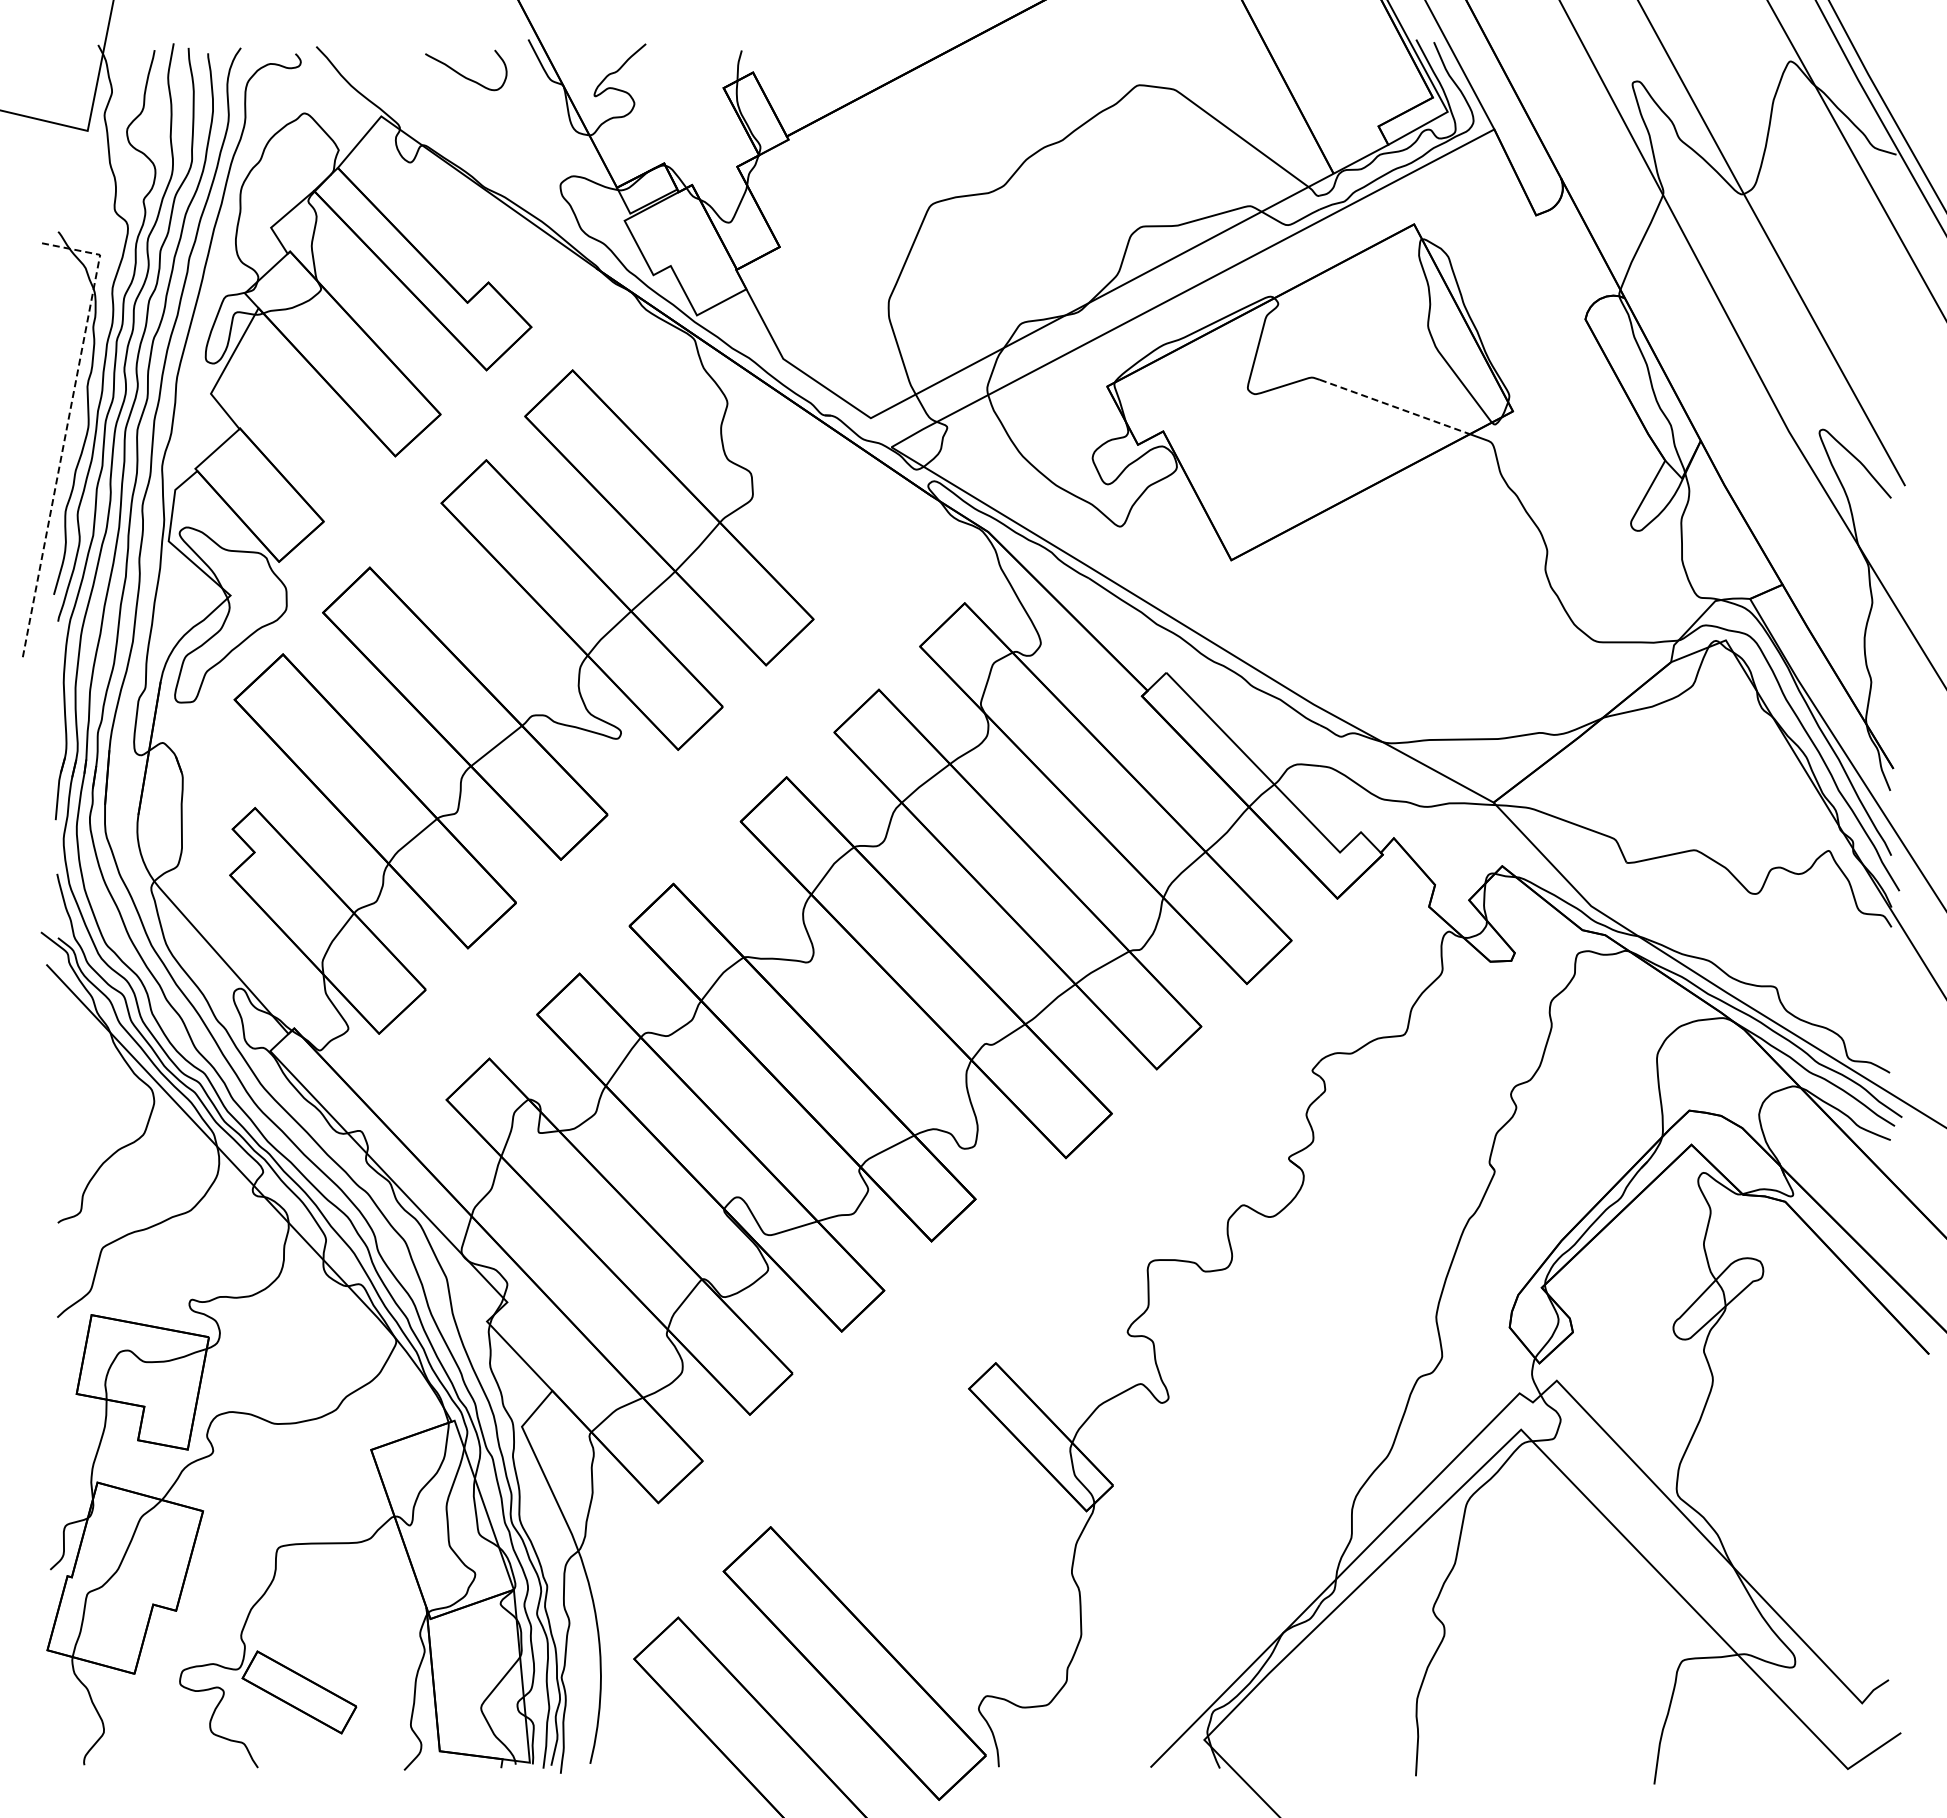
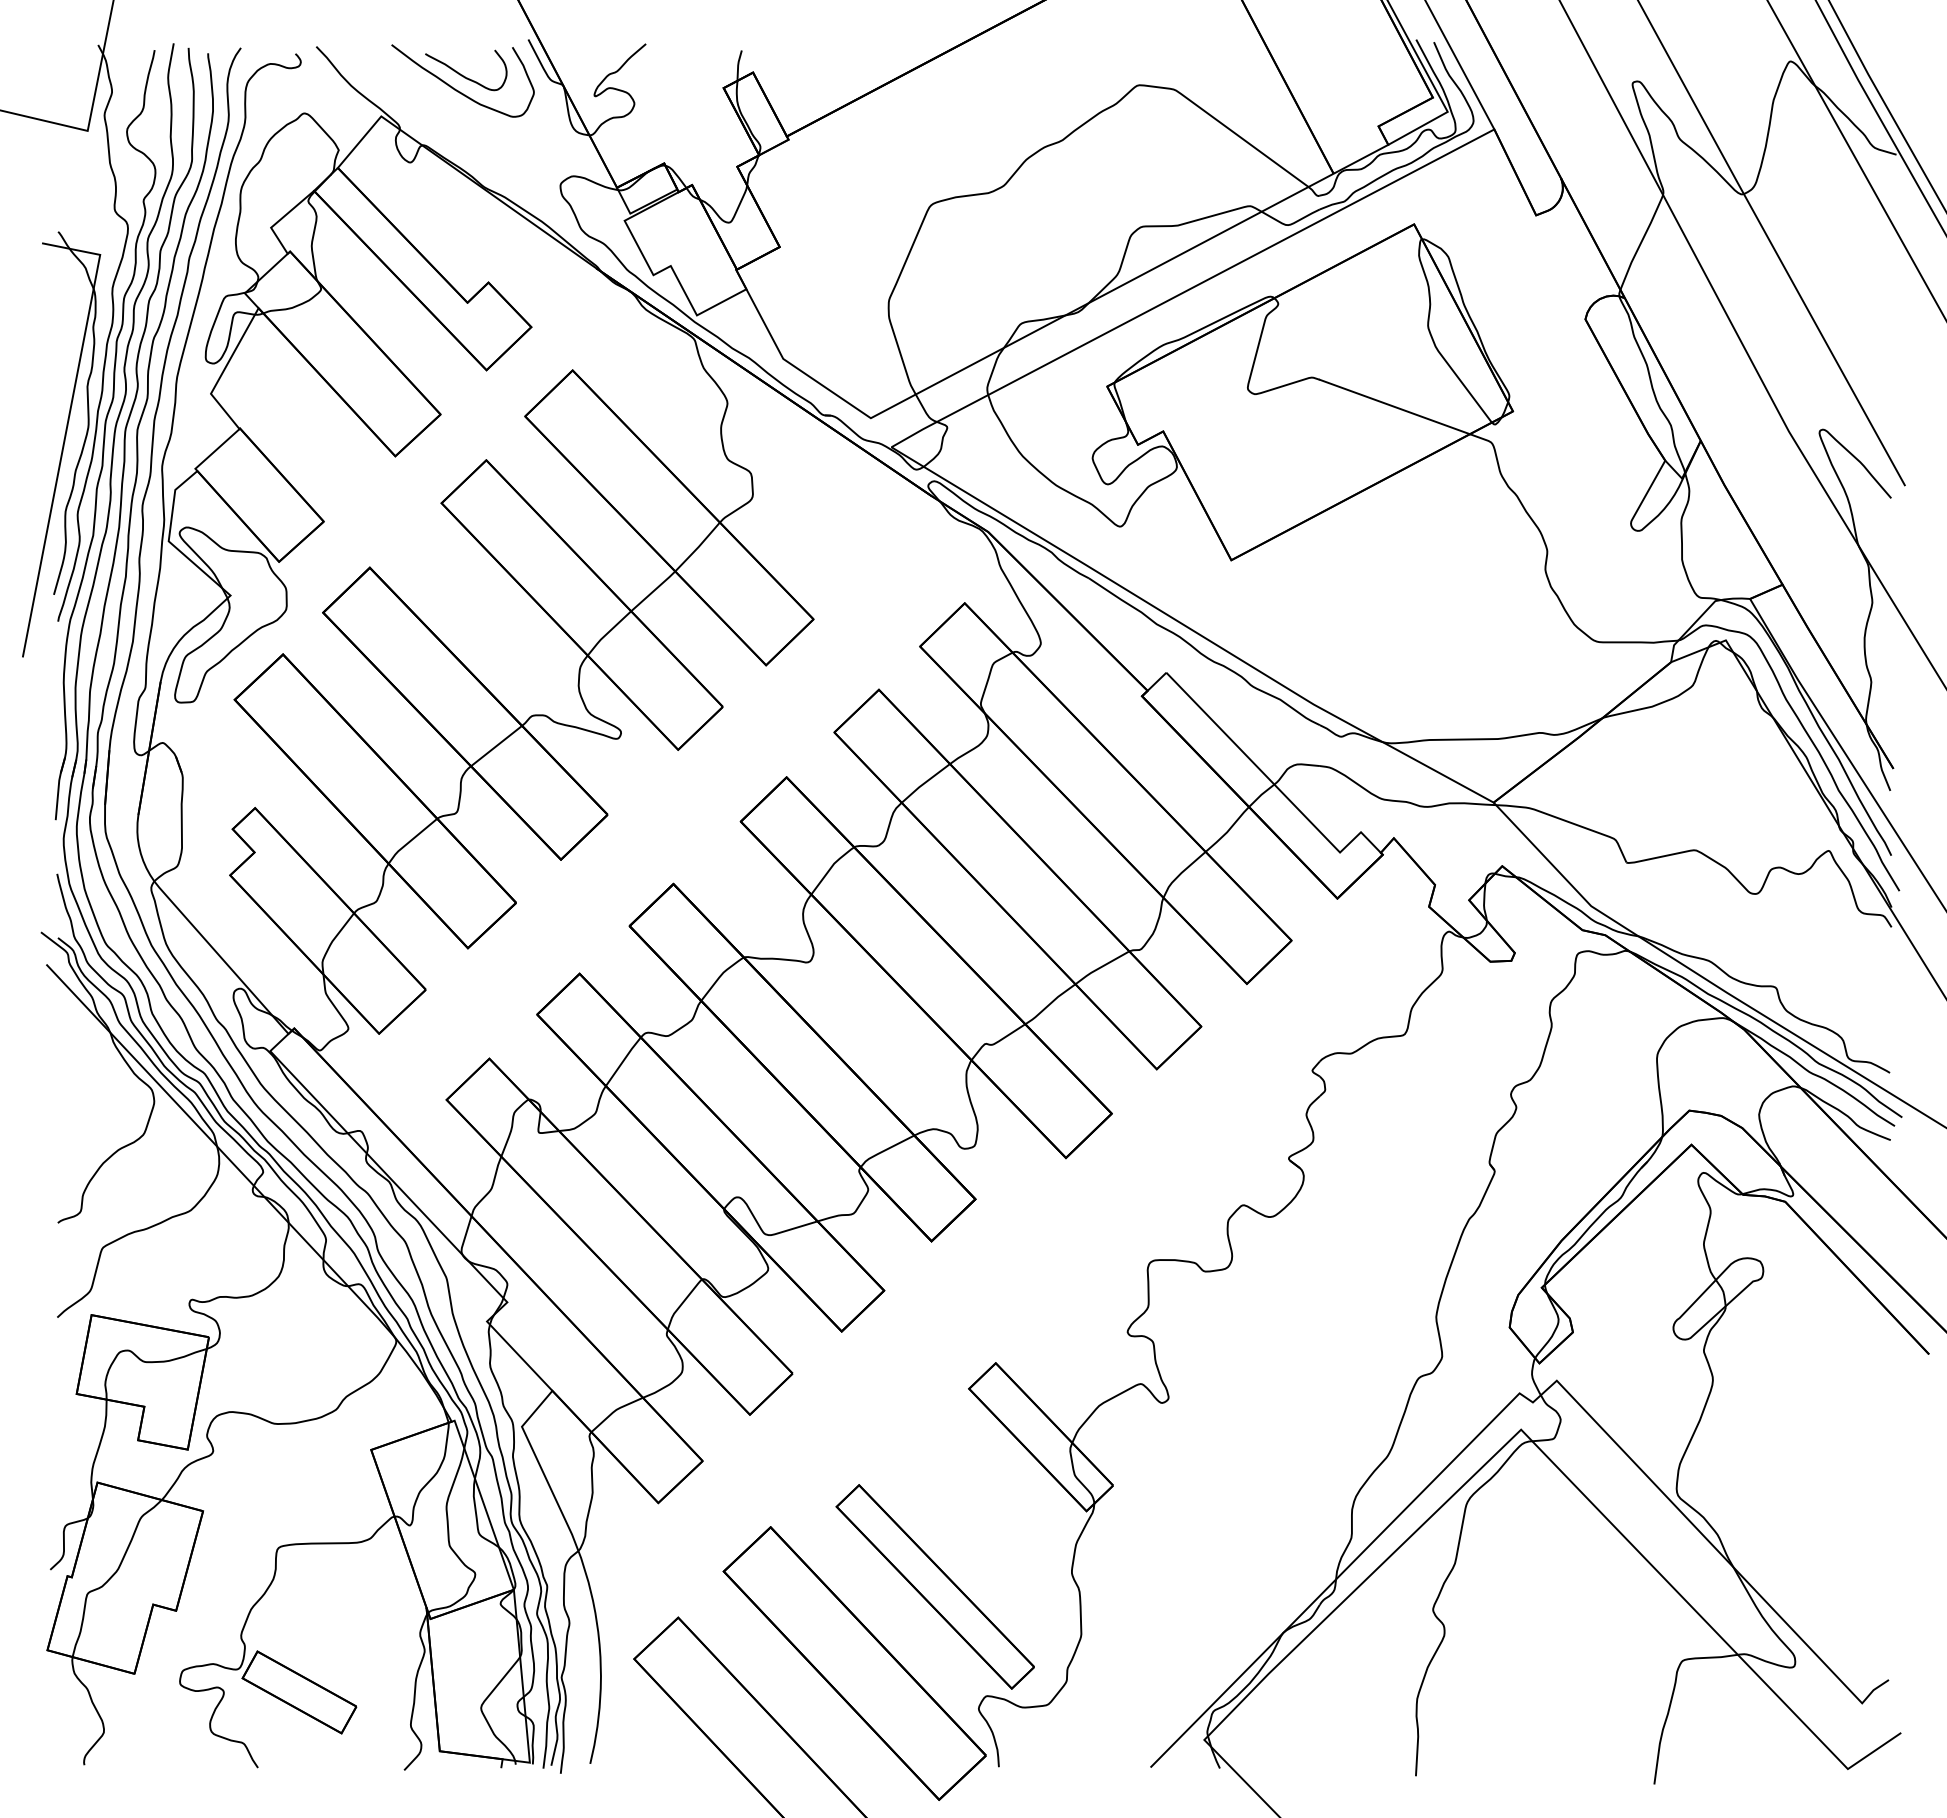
curve: none -> present (455, 88)
line: dashed -> solid (1394, 407)
line: dashed -> solid (67, 426)
part: none -> present (934, 1586)
